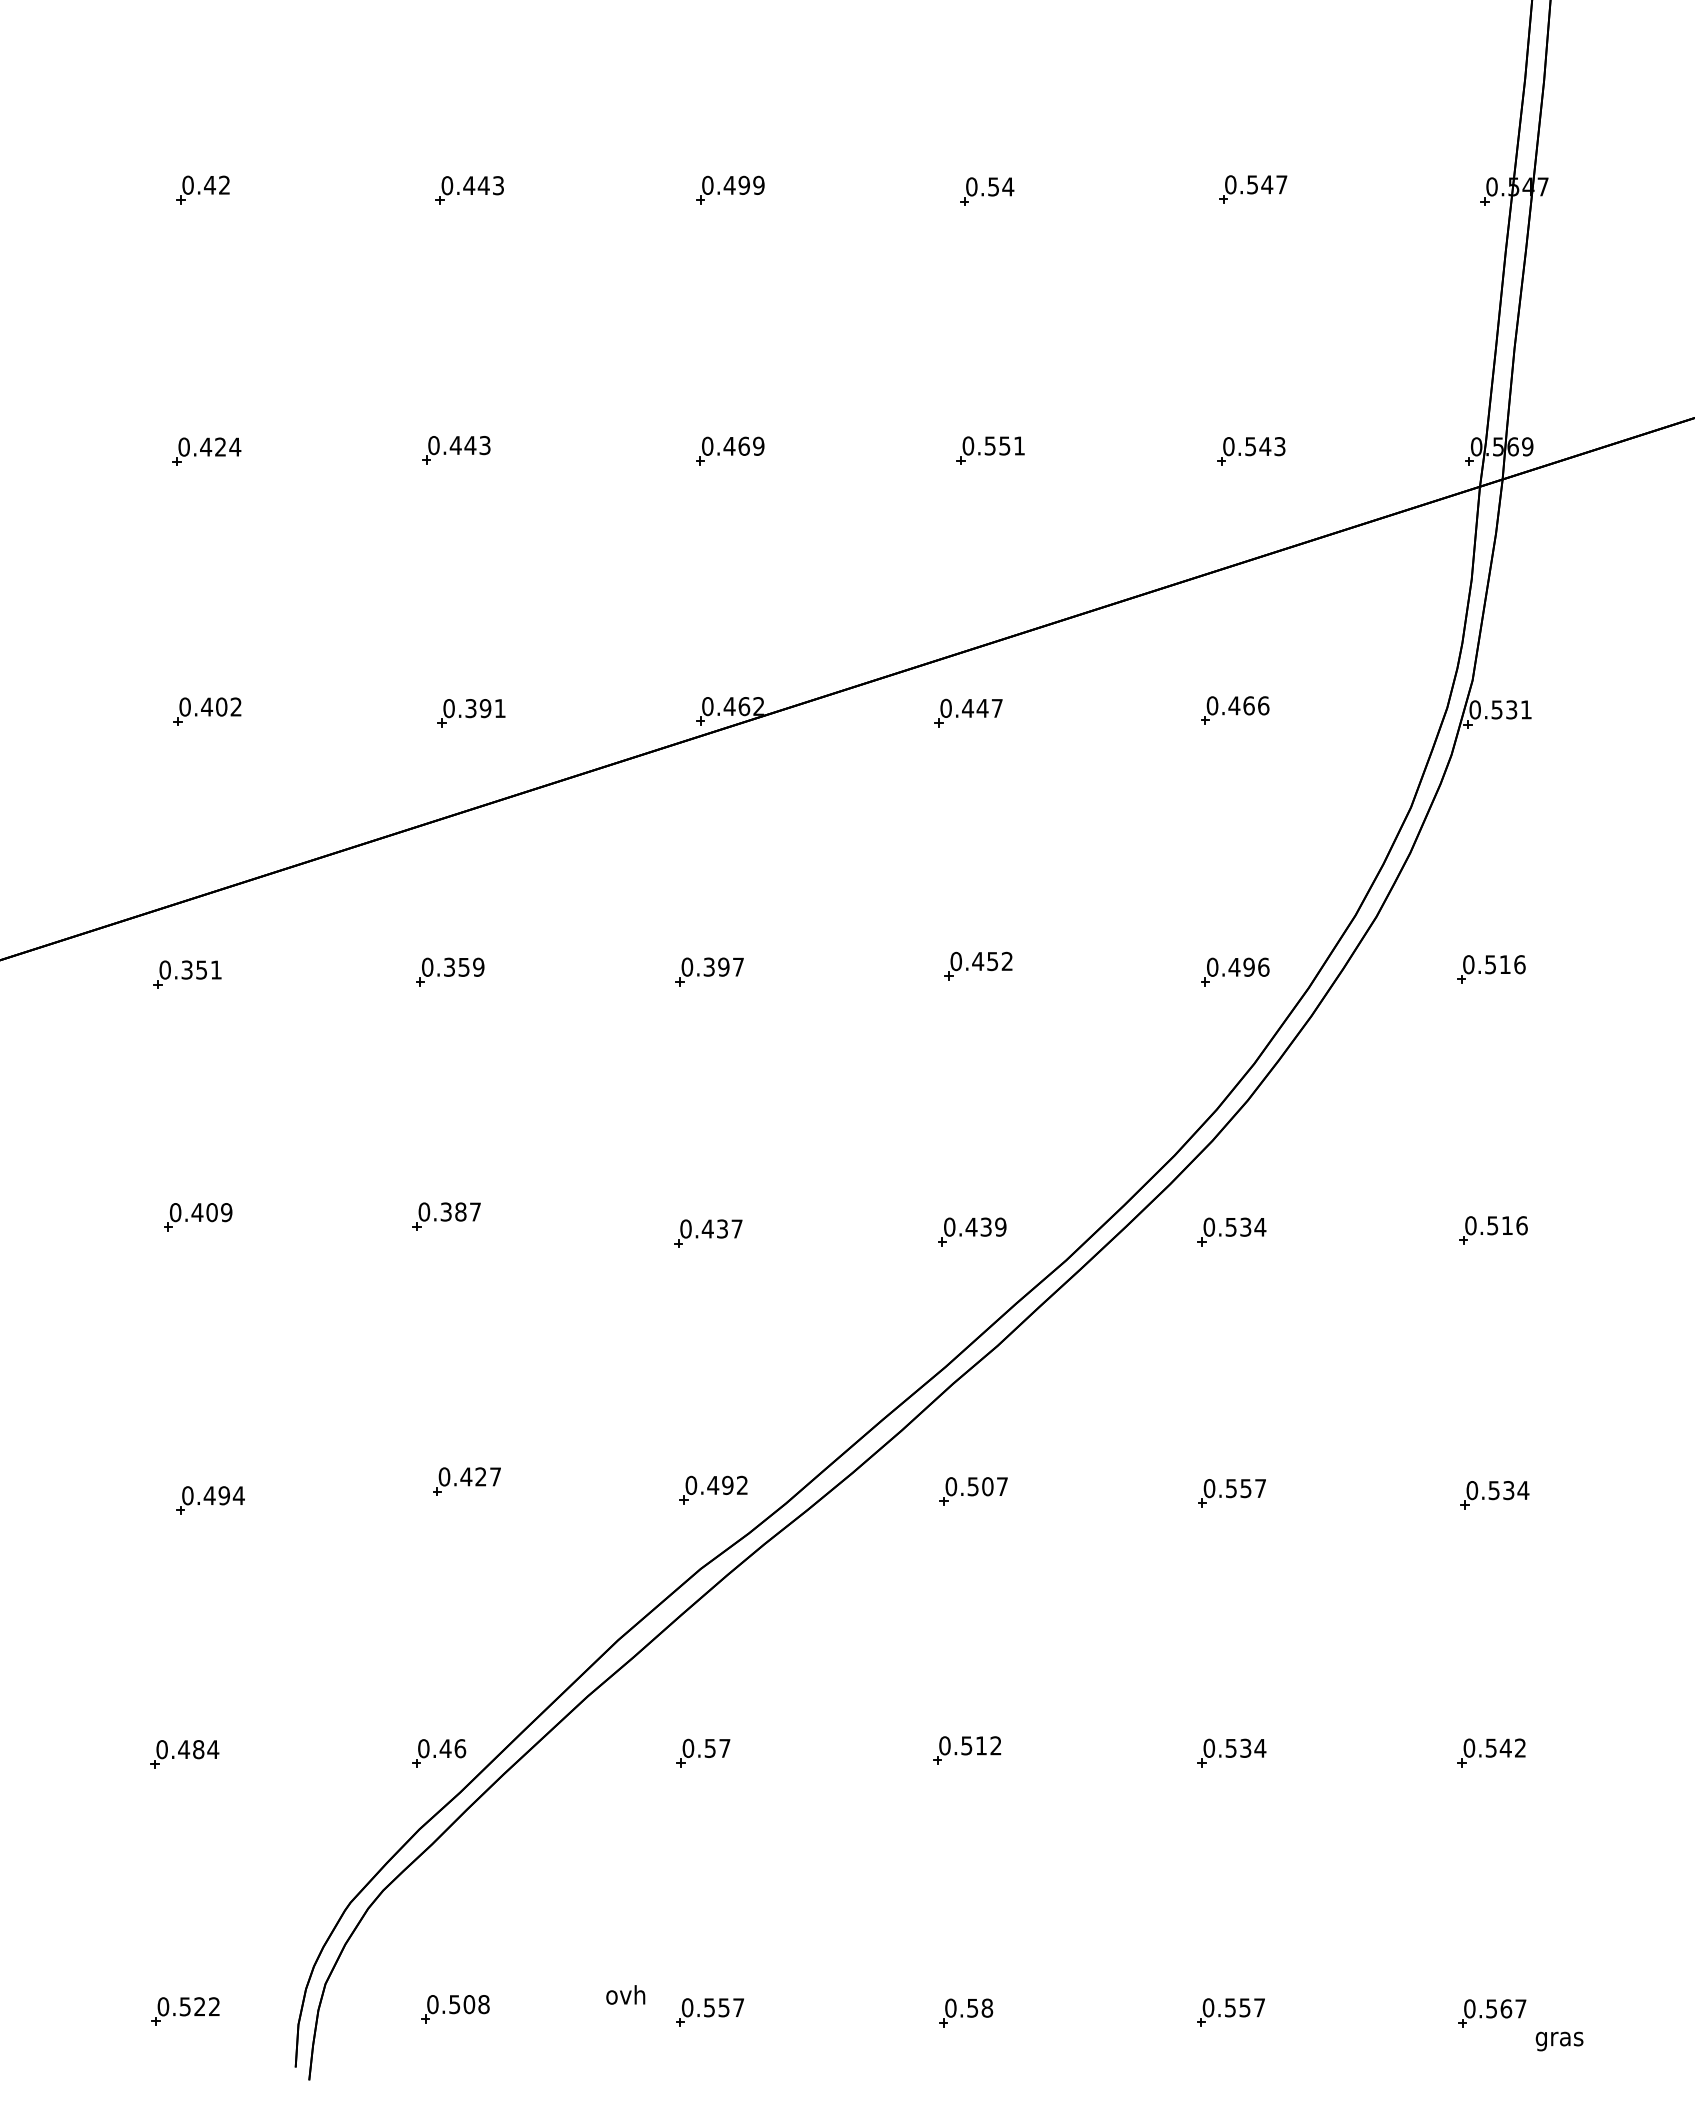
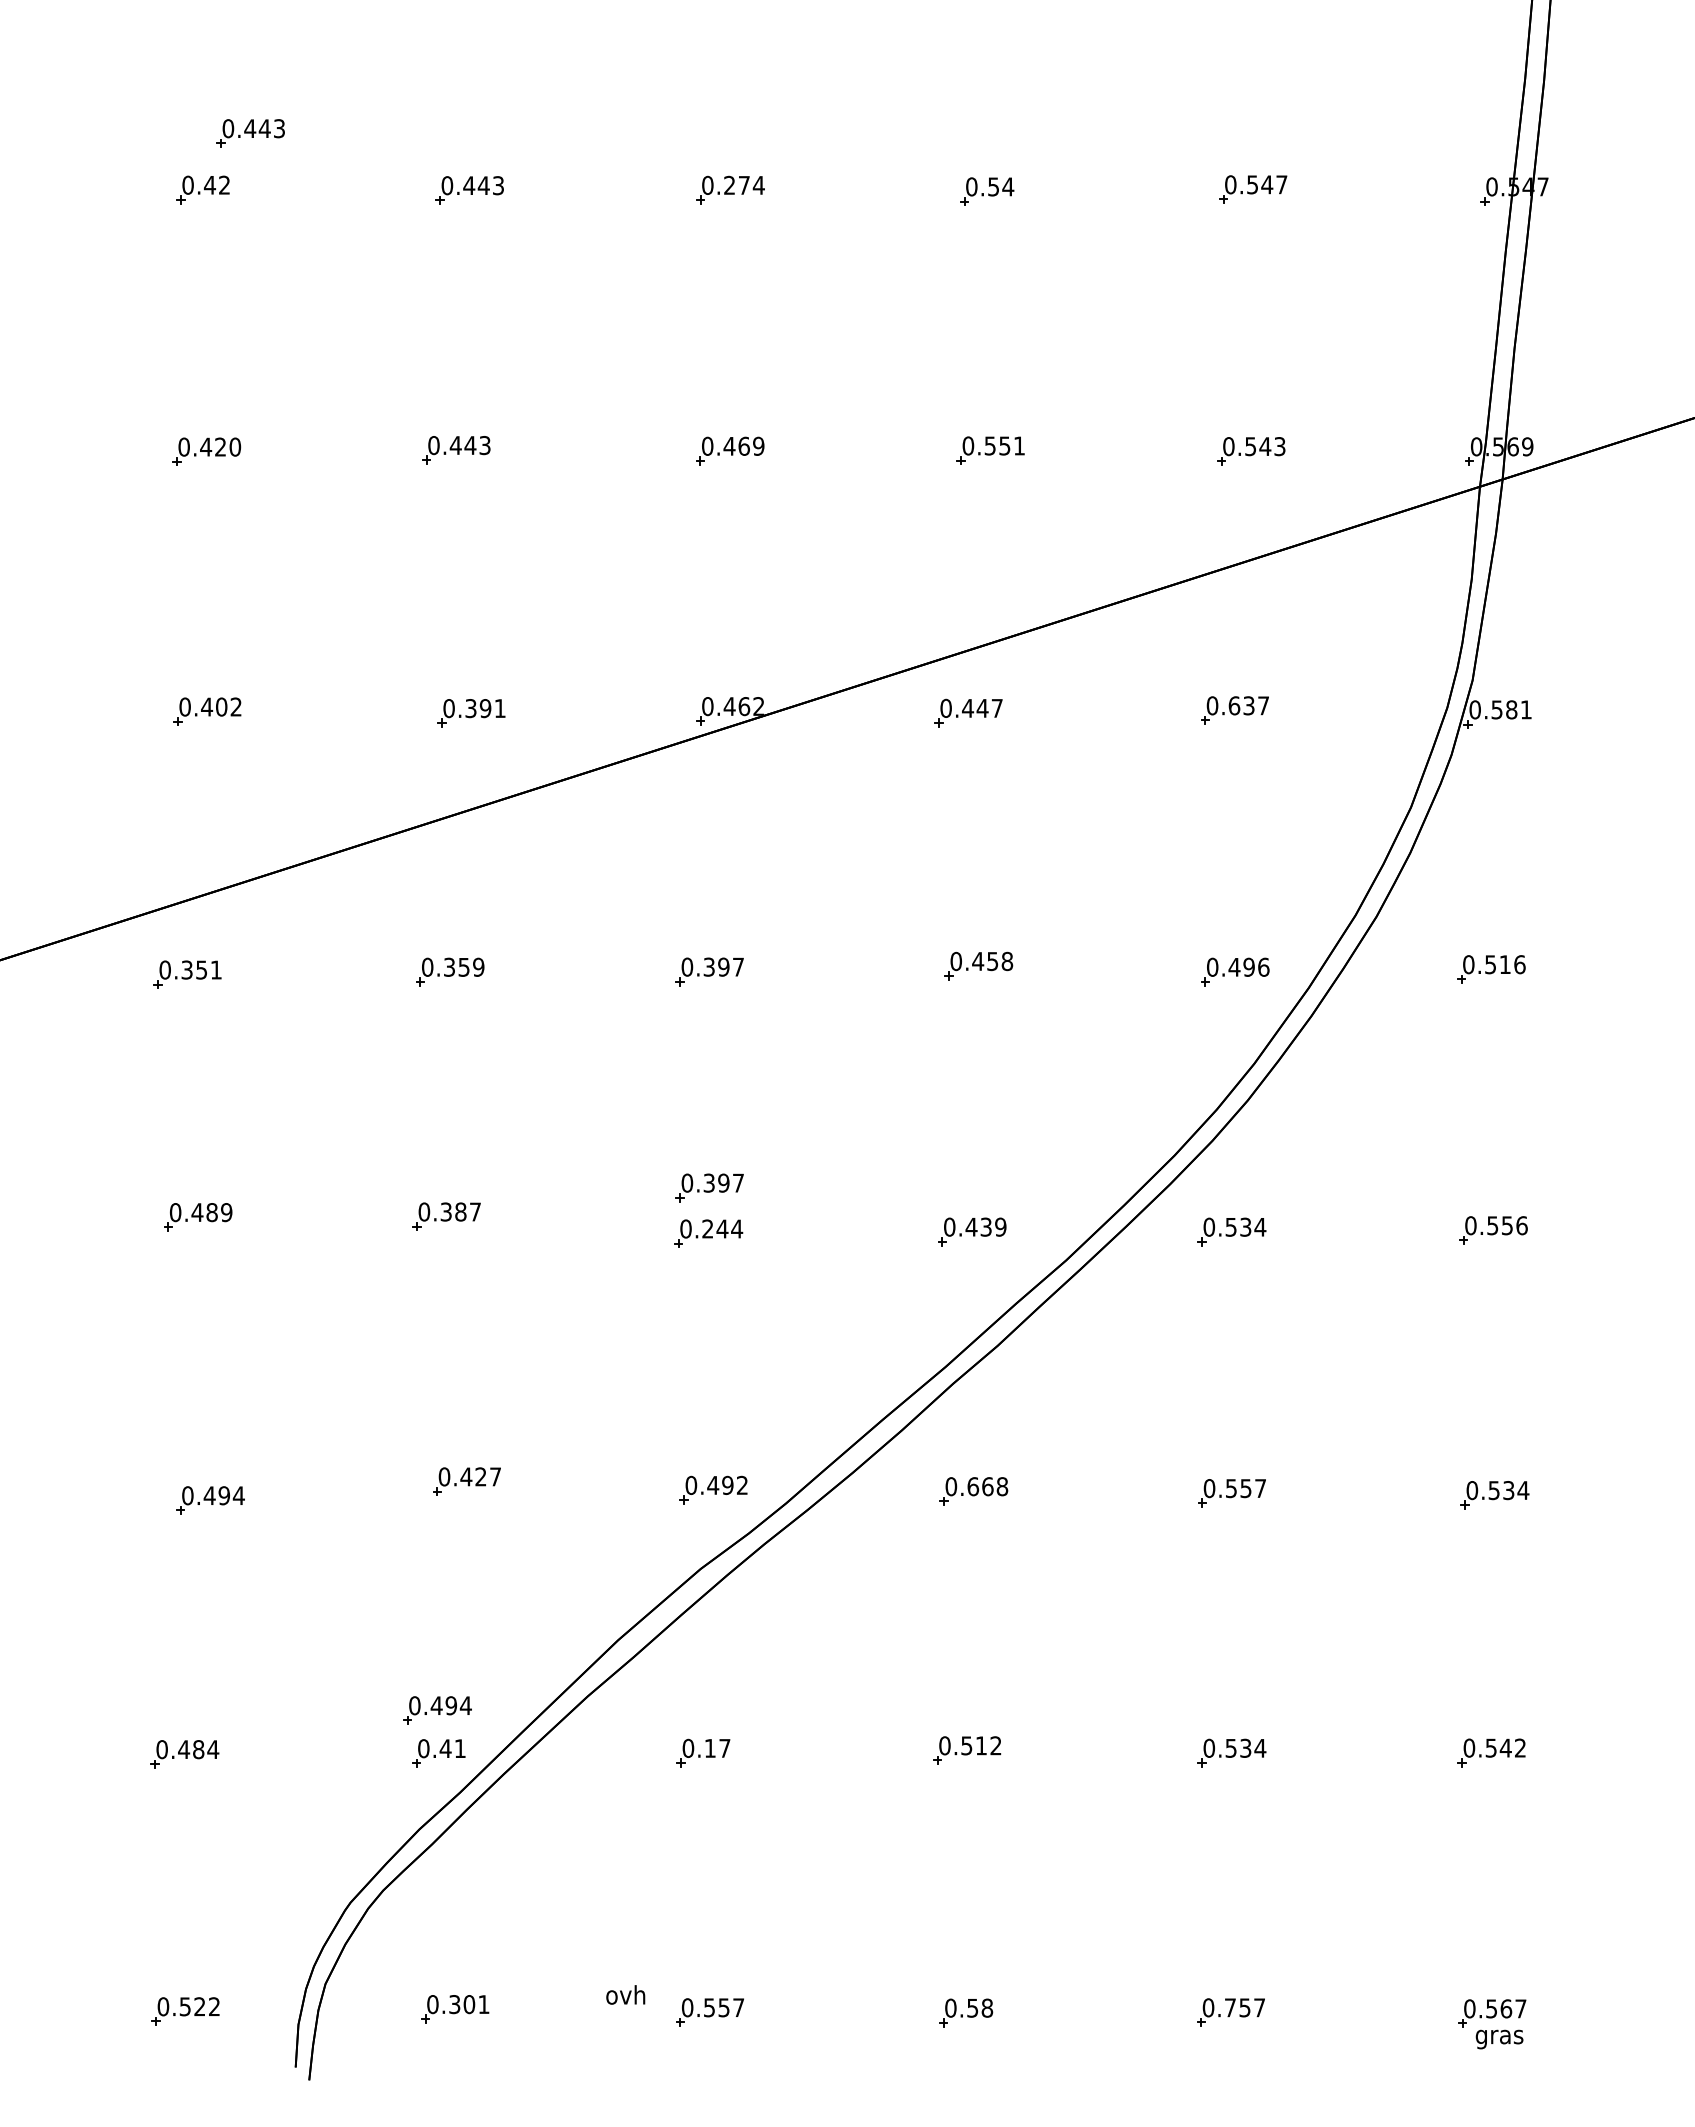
part: none -> present (250, 133)
text: 0.499 -> 0.274 (743, 184)
text: 0.424 -> 0.420 (235, 446)
text: 0.466 -> 0.637 (1248, 705)
text: 0.531 -> 0.581 (1511, 709)
text: 0.452 -> 0.458 (1007, 961)
part: none -> present (709, 1187)
text: 0.409 -> 0.489 (211, 1212)
text: 0.516 -> 0.556 (1507, 1225)
text: 0.437 -> 0.244 (722, 1228)
text: 0.507 -> 0.668 (987, 1486)
part: none -> present (437, 1710)
text: 0.46 -> 0.41 (460, 1748)
text: 0.57 -> 0.17 (709, 1748)
text: 0.508 -> 0.301 (469, 2004)
text: 0.557 -> 0.757 (1230, 2007)
text position: (1559, 2041) -> (1499, 2039) (1499, 2039)
